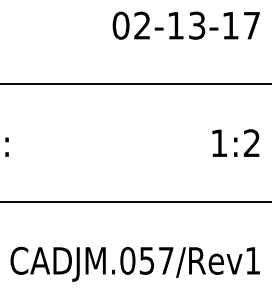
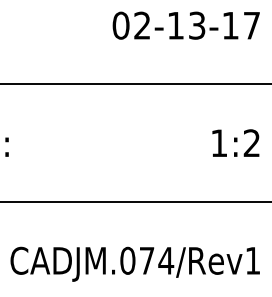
text: CADJM.057/Rev1 -> CADJM.074/Rev1 (156, 260)
